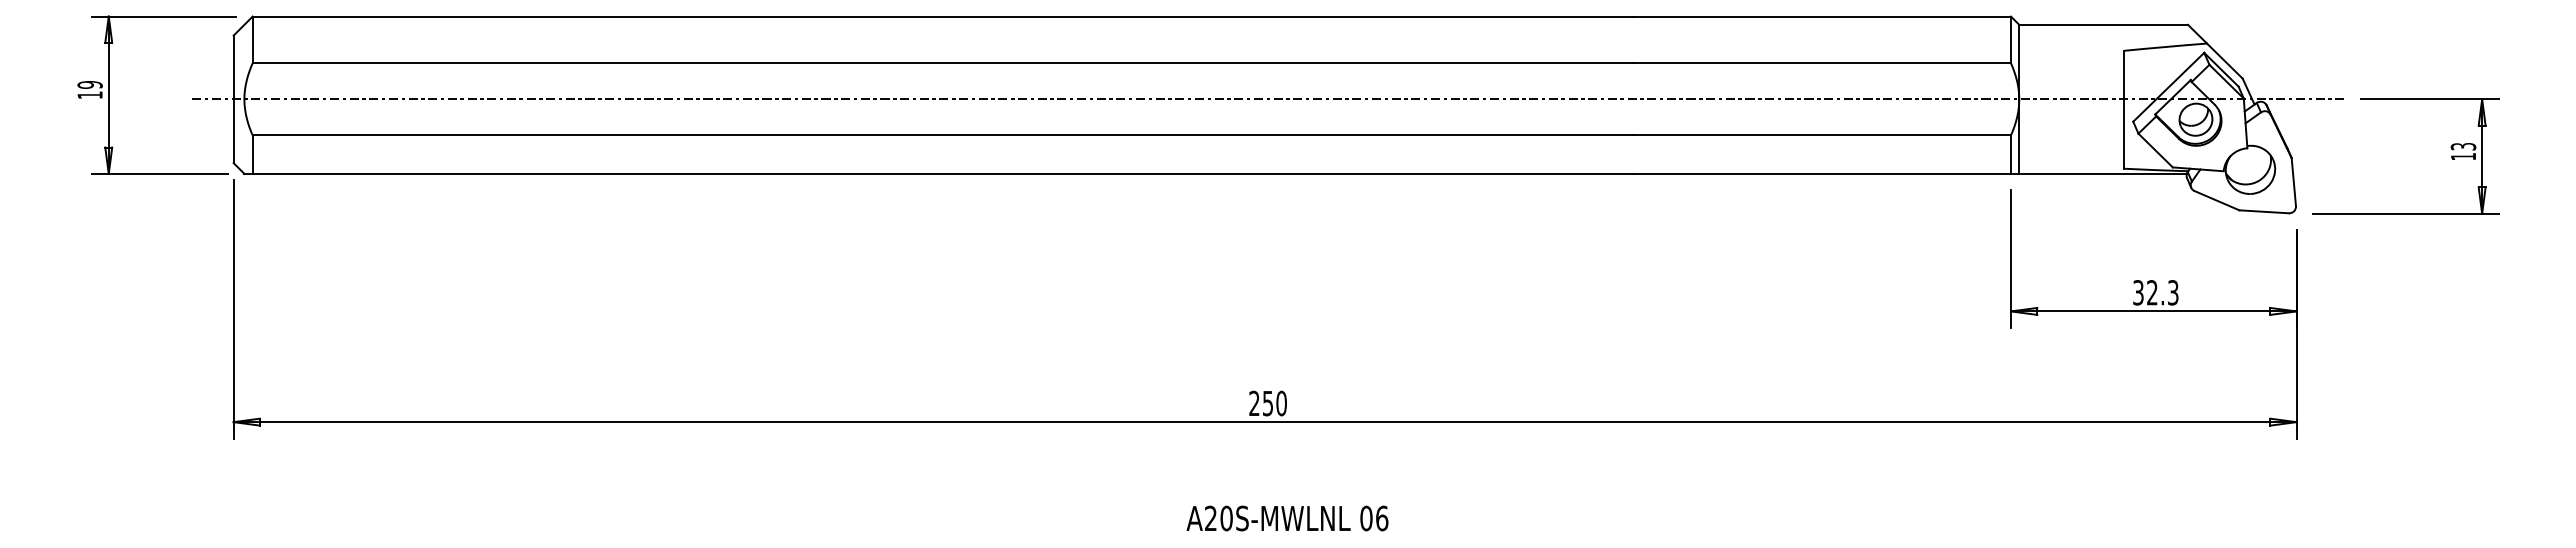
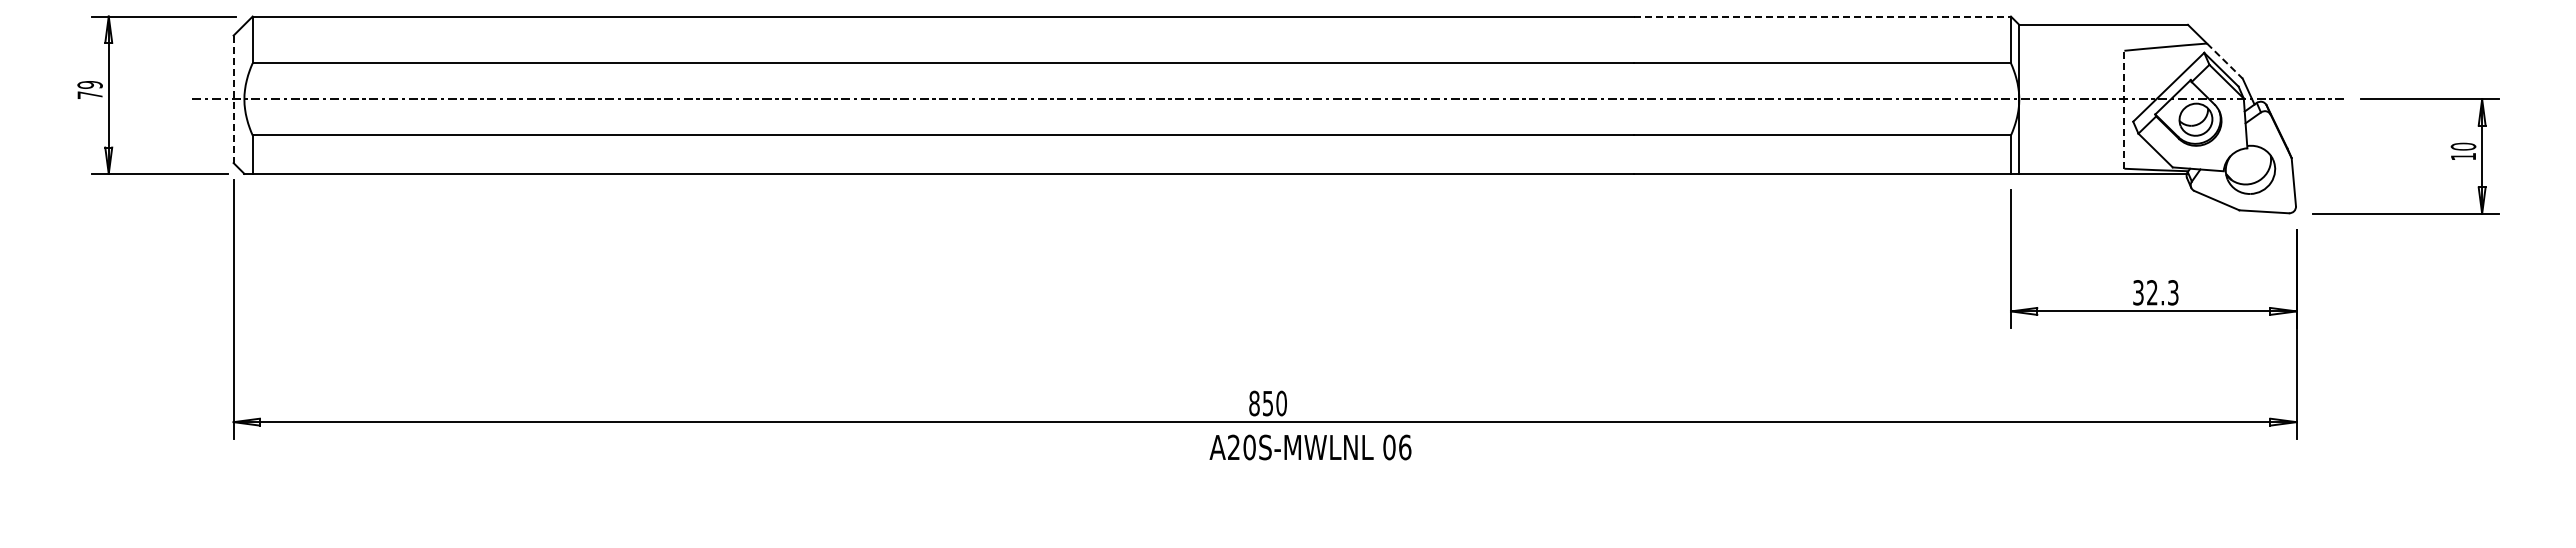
line: solid -> dashed (1823, 16)
line: solid -> dashed (2225, 61)
text: 19 -> 79 (89, 94)
line: solid -> dashed (233, 99)
line: solid -> dashed (2124, 109)
text: 13 -> 10 (2463, 146)
text: 250 -> 850 (1254, 403)
text position: (1287, 518) -> (1310, 447) (1310, 447)
